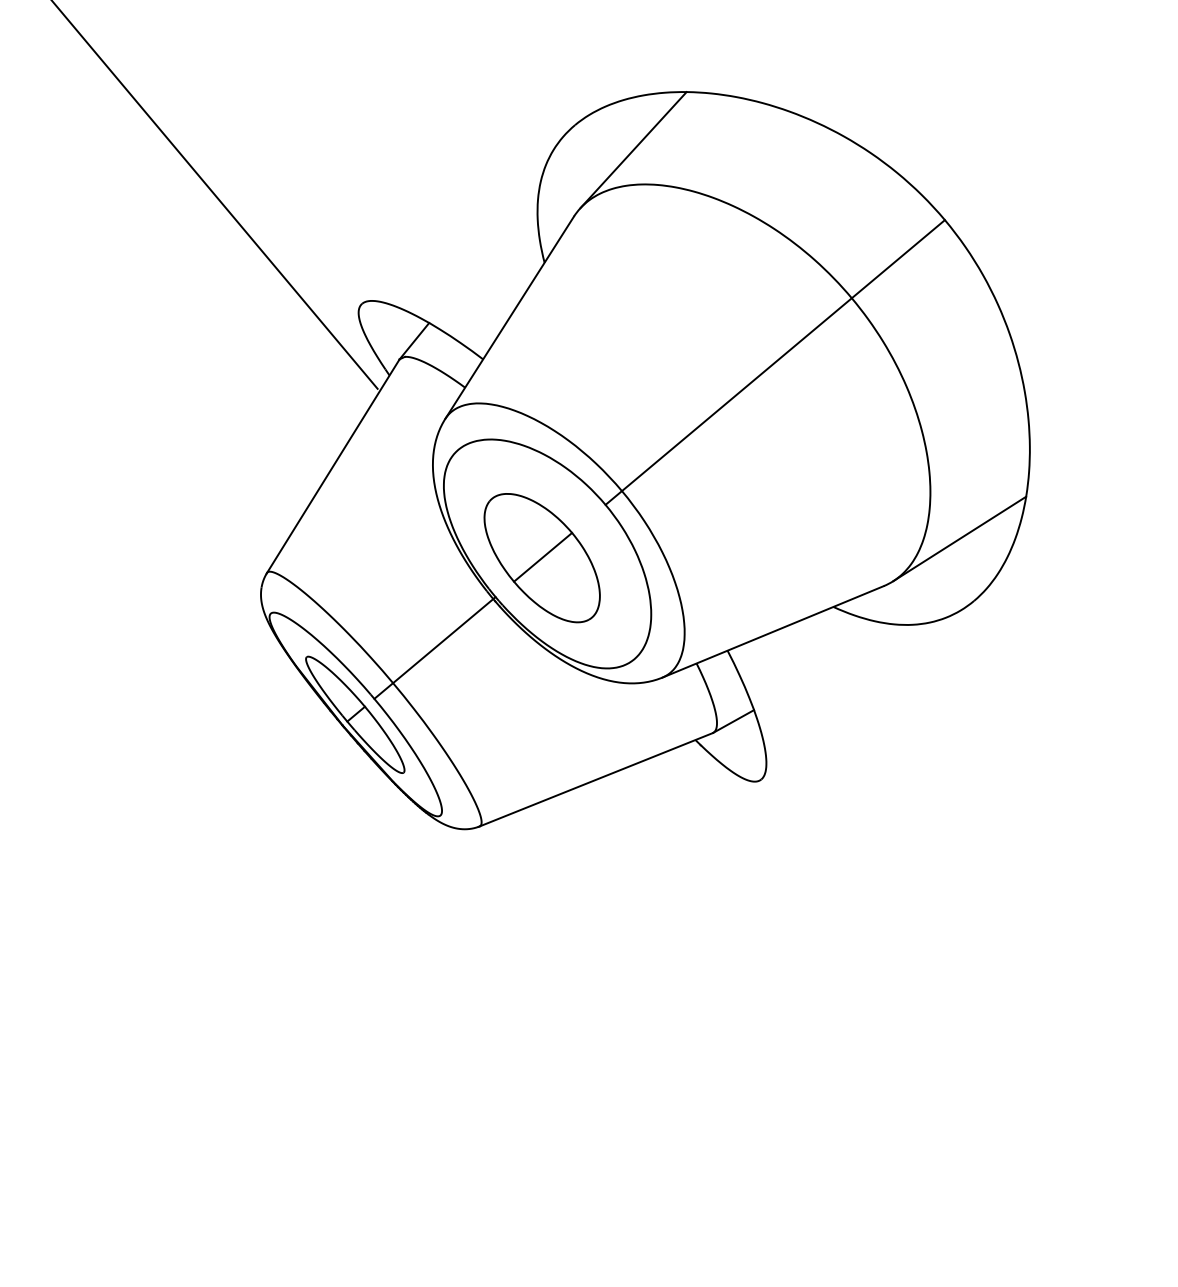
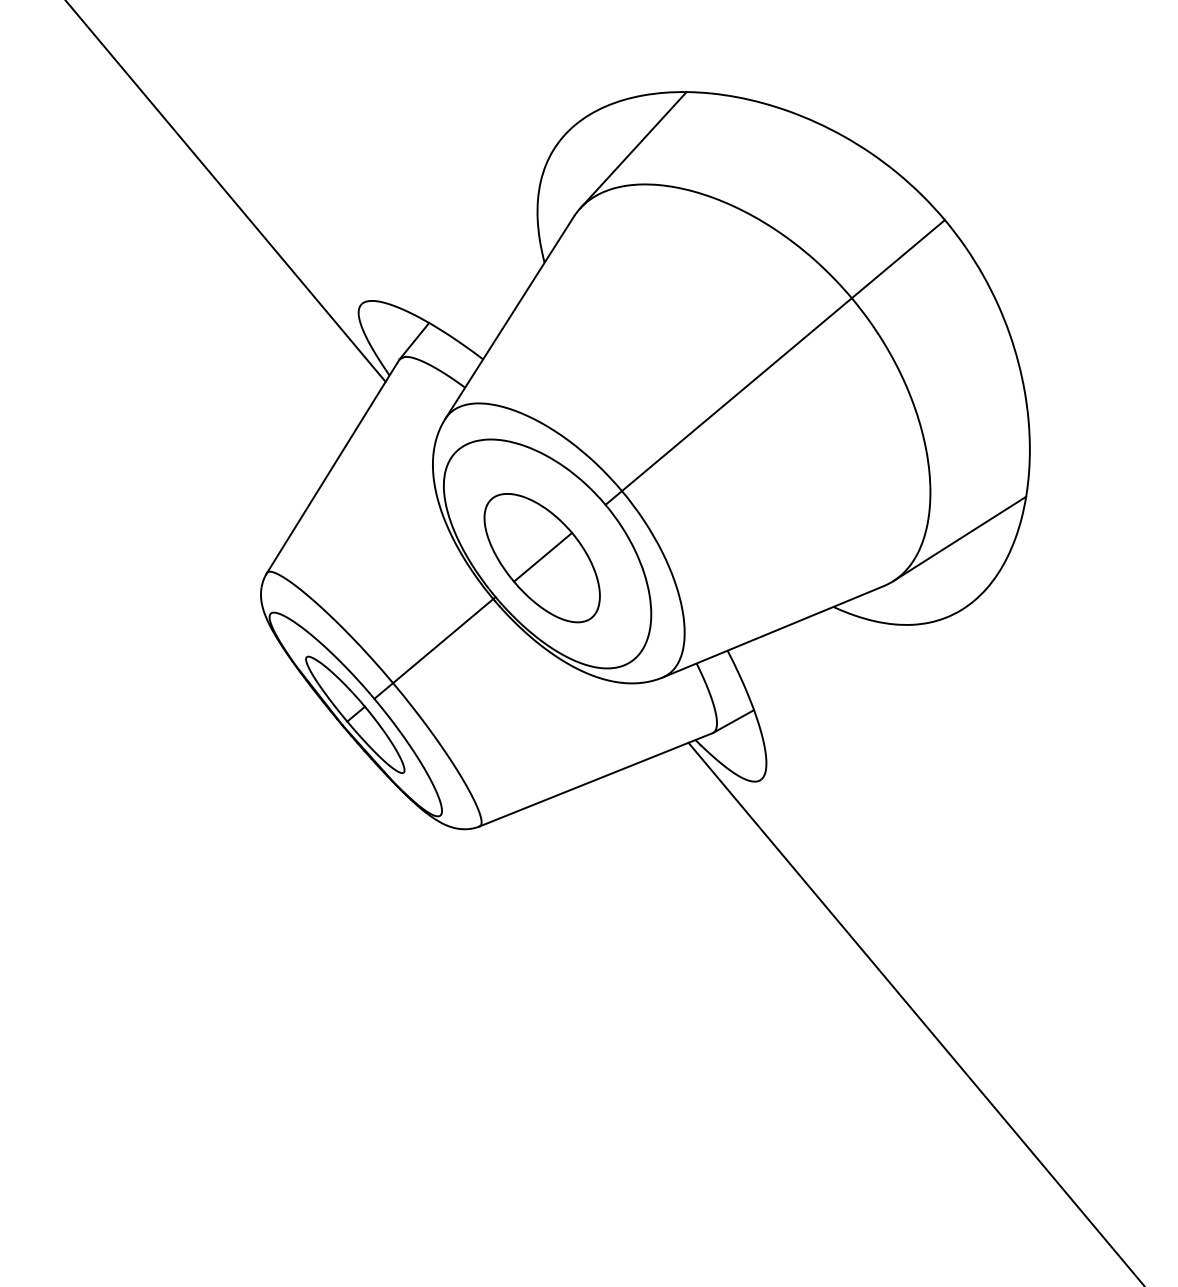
line position: (215, 195) -> (226, 191) (226, 191)
line: none -> present (915, 1012)
